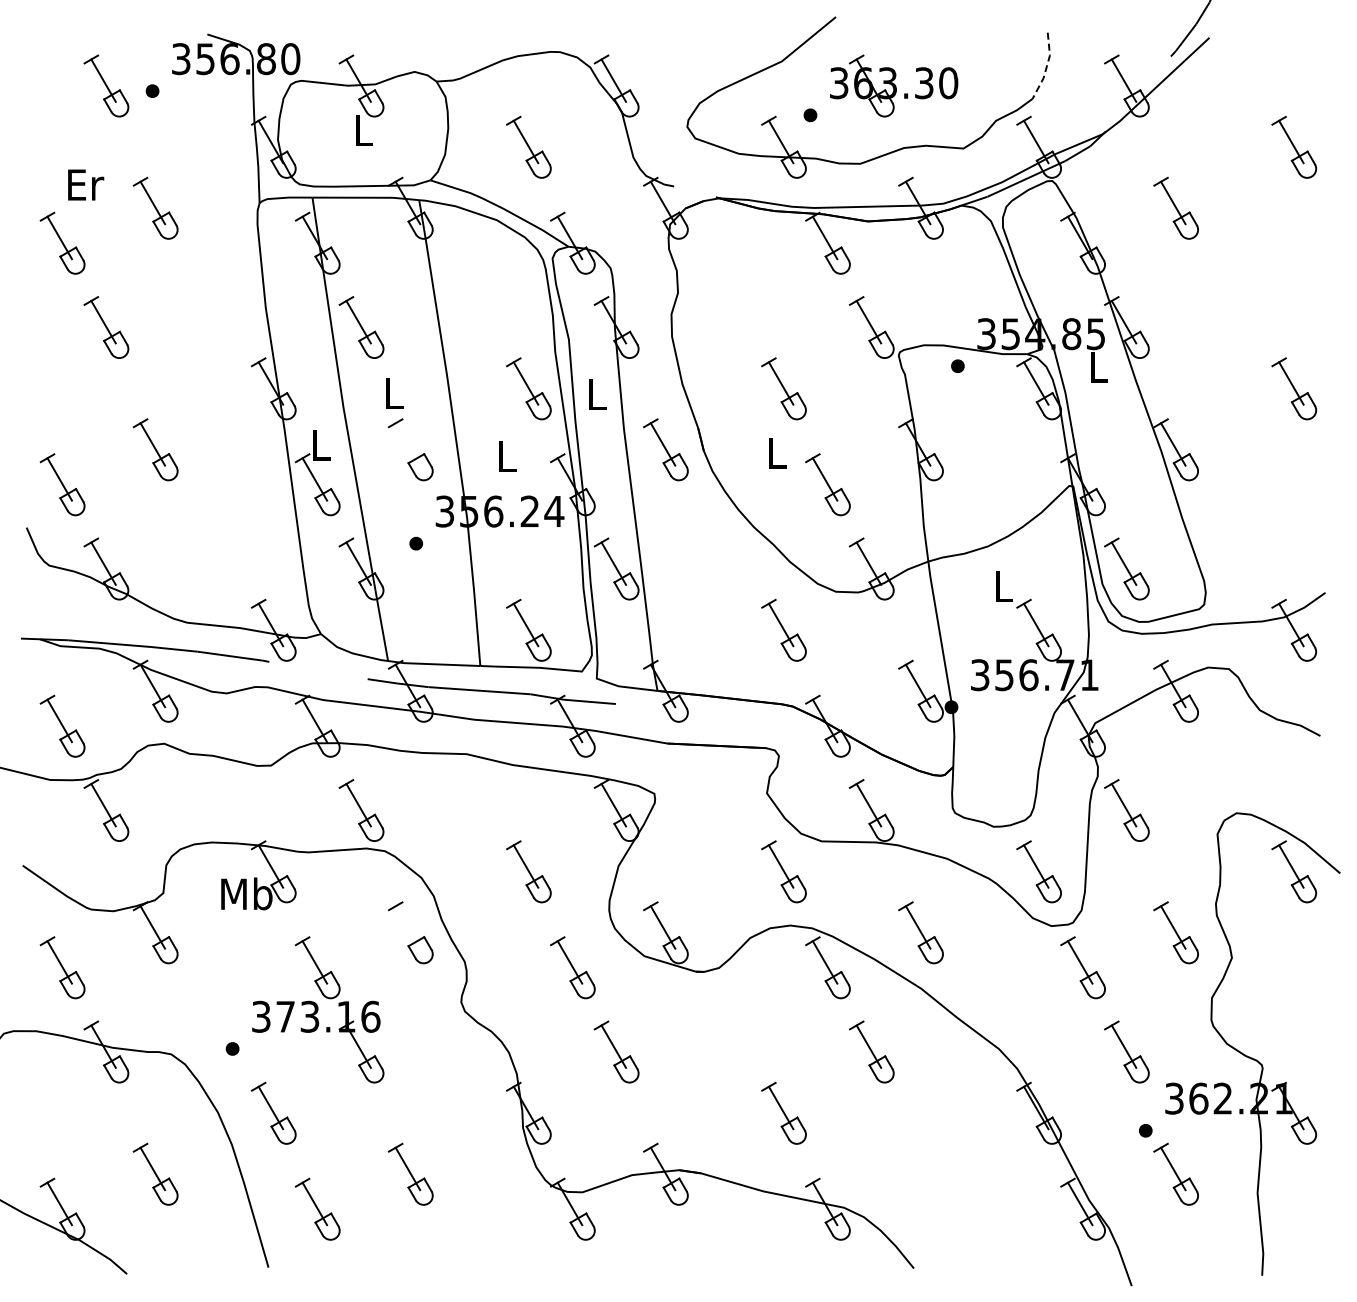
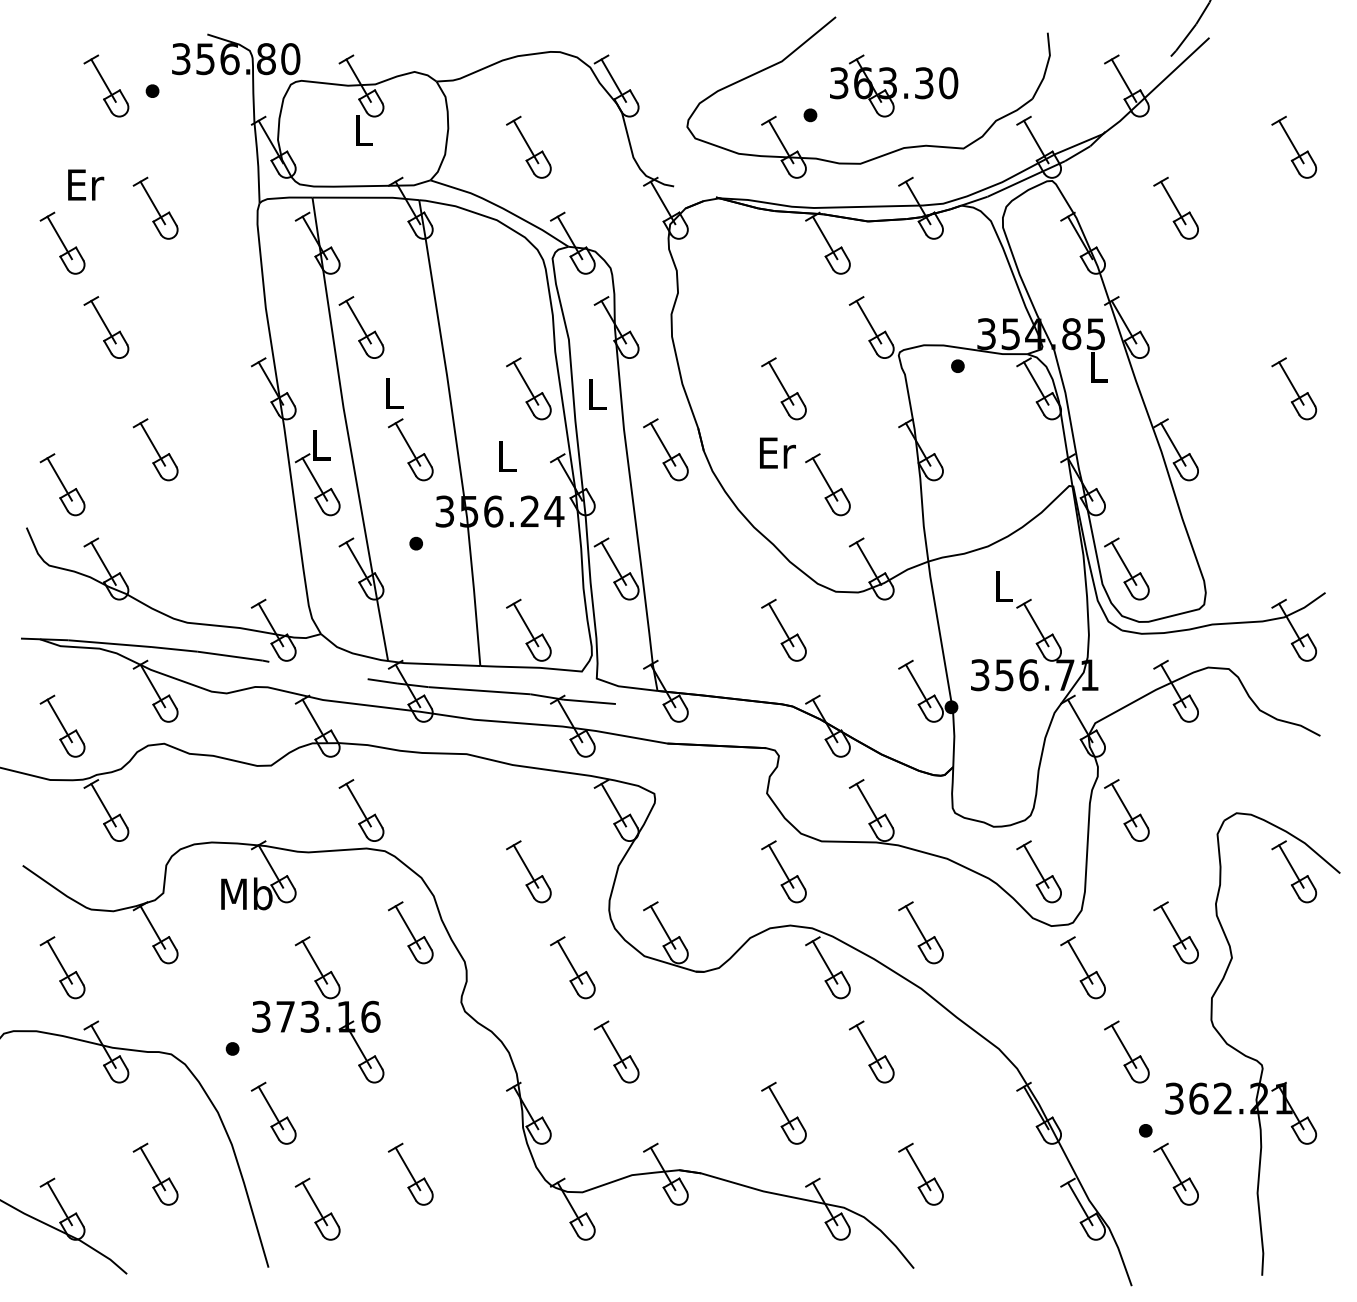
line: dashed -> solid (1046, 67)
line: none -> present (407, 444)
text: L -> Er (777, 452)
line: none -> present (407, 927)
part: none -> present (920, 1173)
